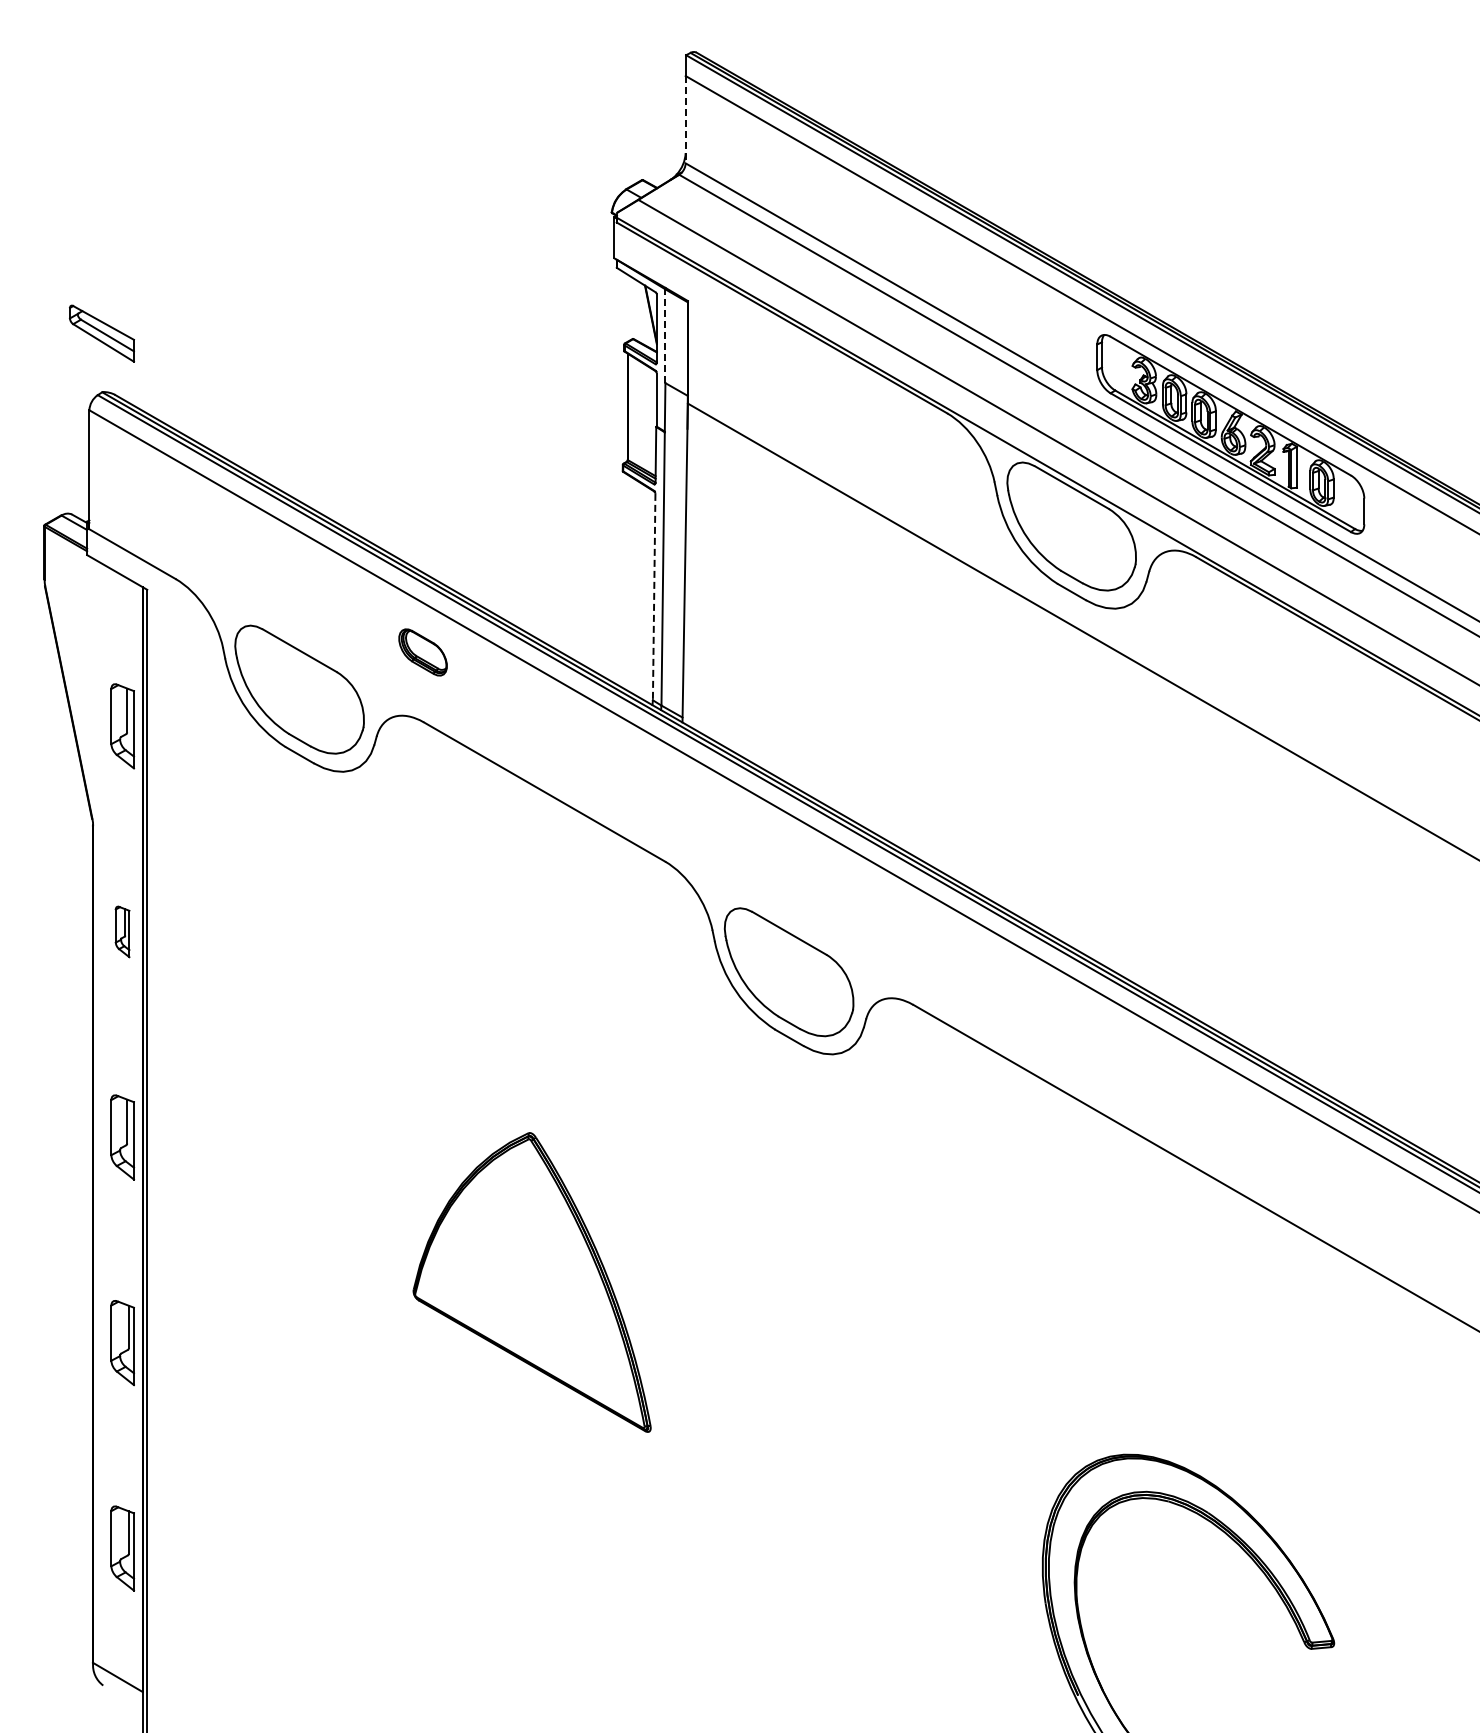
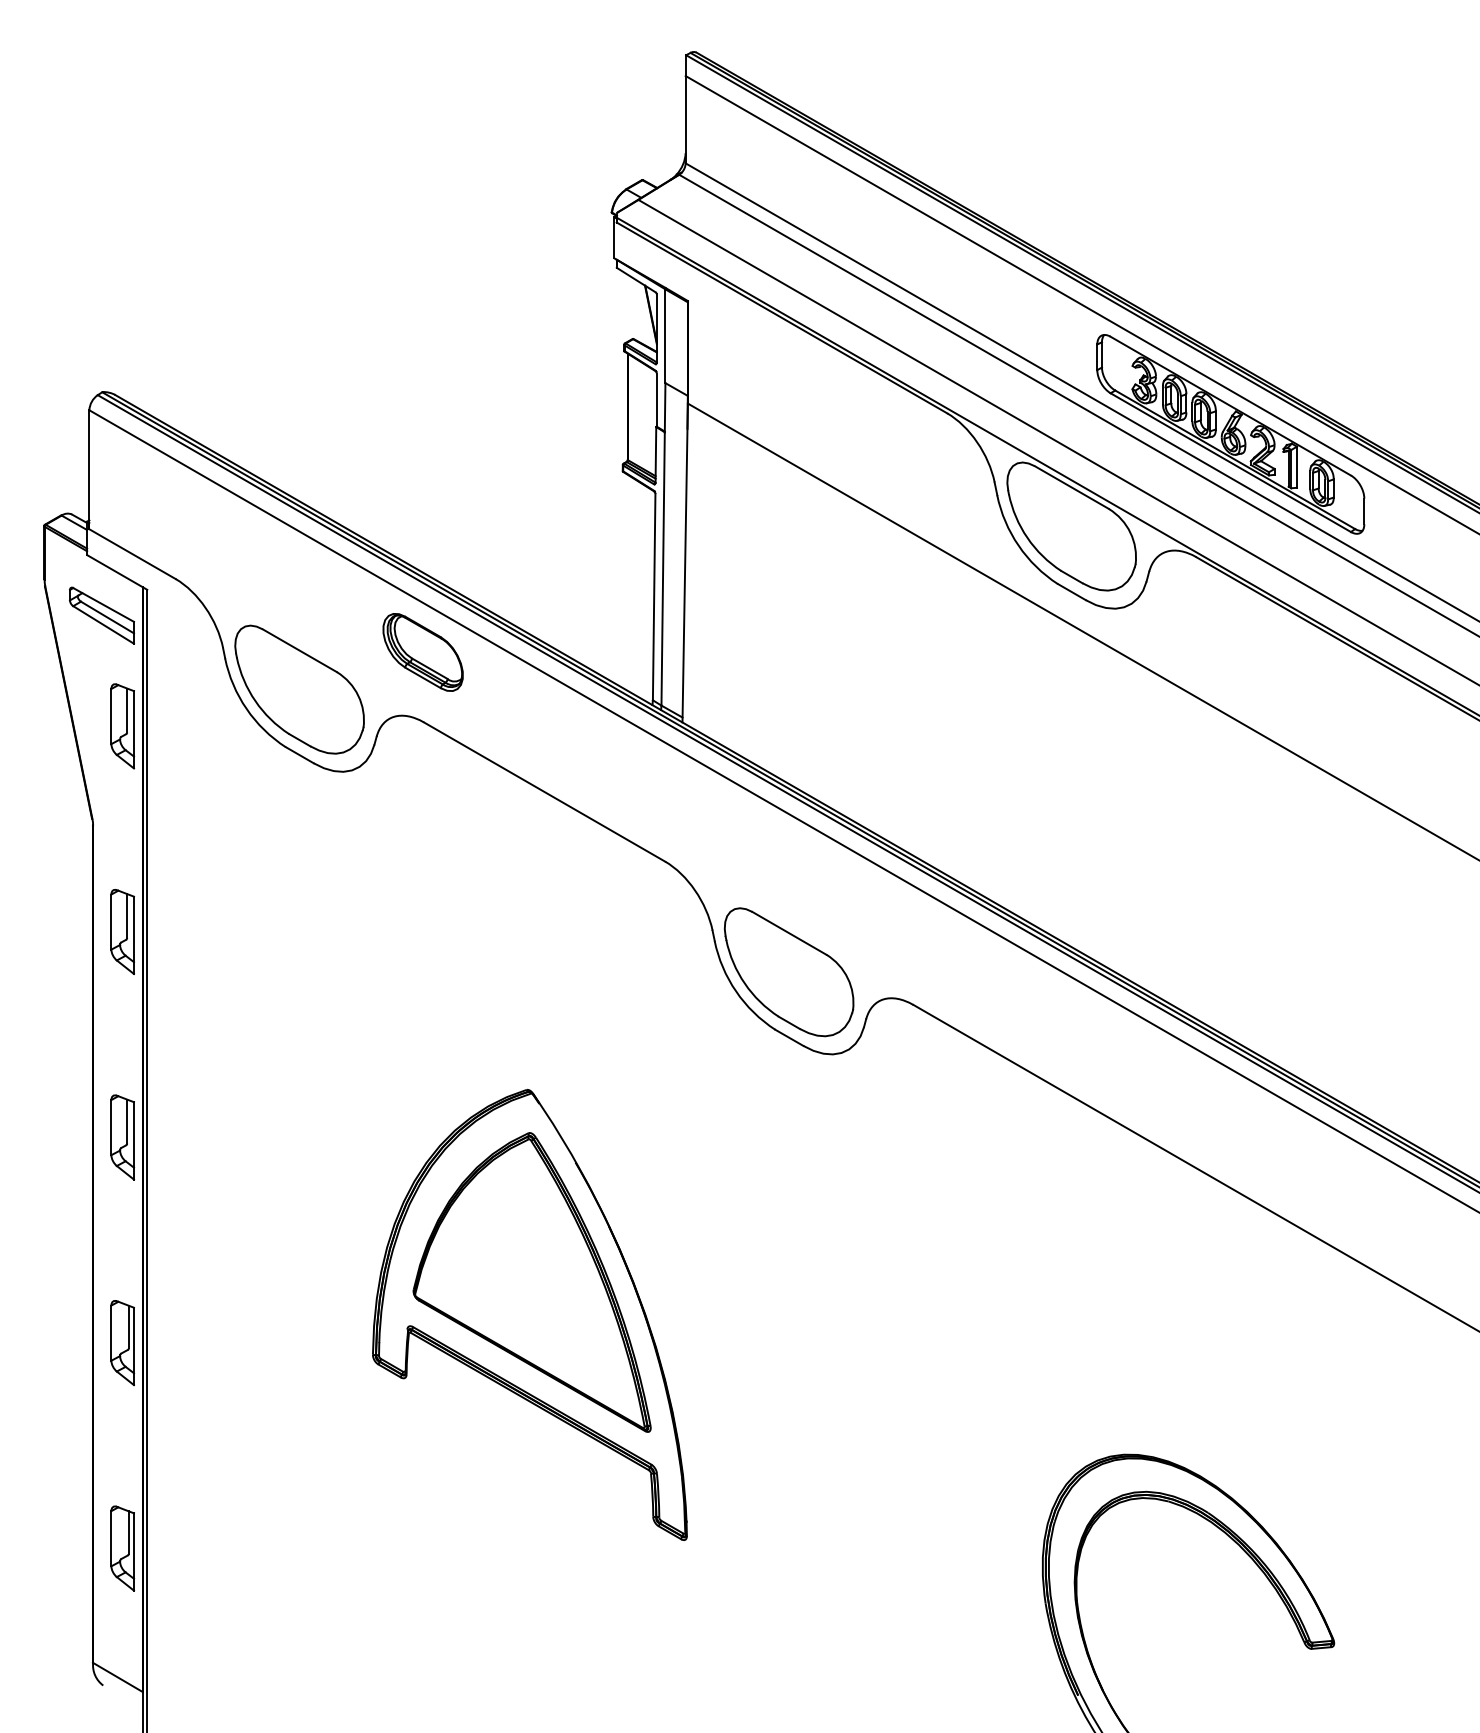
line: dashed -> solid (685, 119)
part position: (101, 333) -> (101, 615) (101, 615)
line: dashed -> solid (665, 336)
line: dashed -> solid (654, 597)
part size: 50x49 px -> 82x79 px (422, 652)
part size: 17x54 px -> 25x86 px (122, 931)
part: none -> present (529, 1314)
